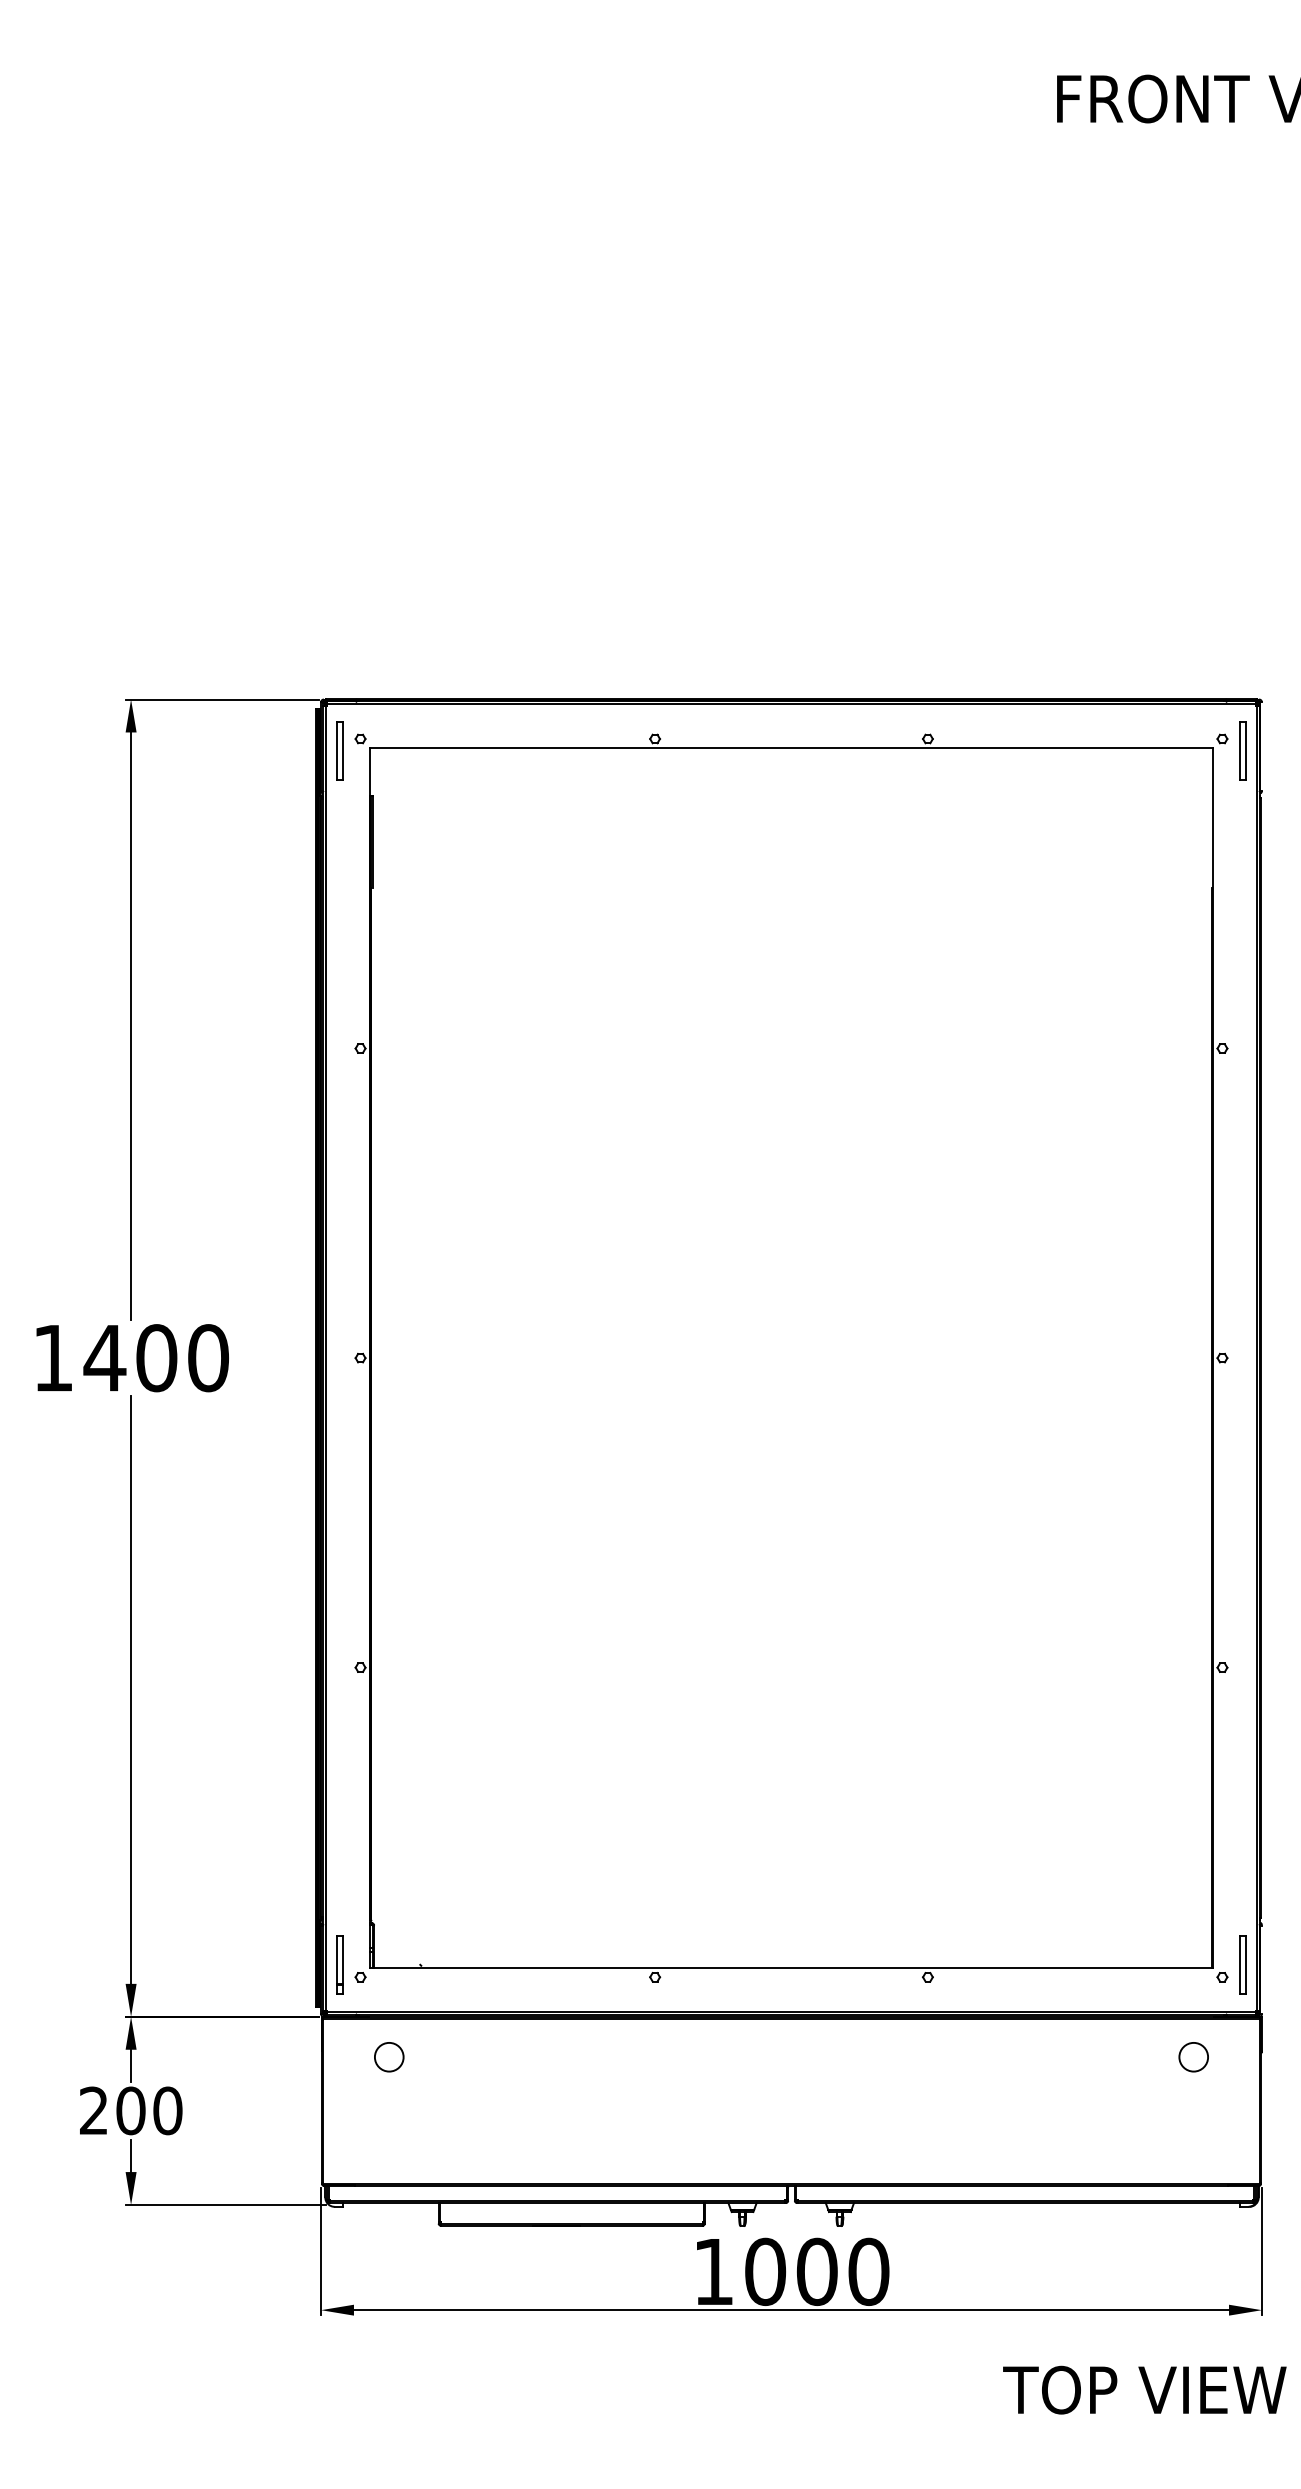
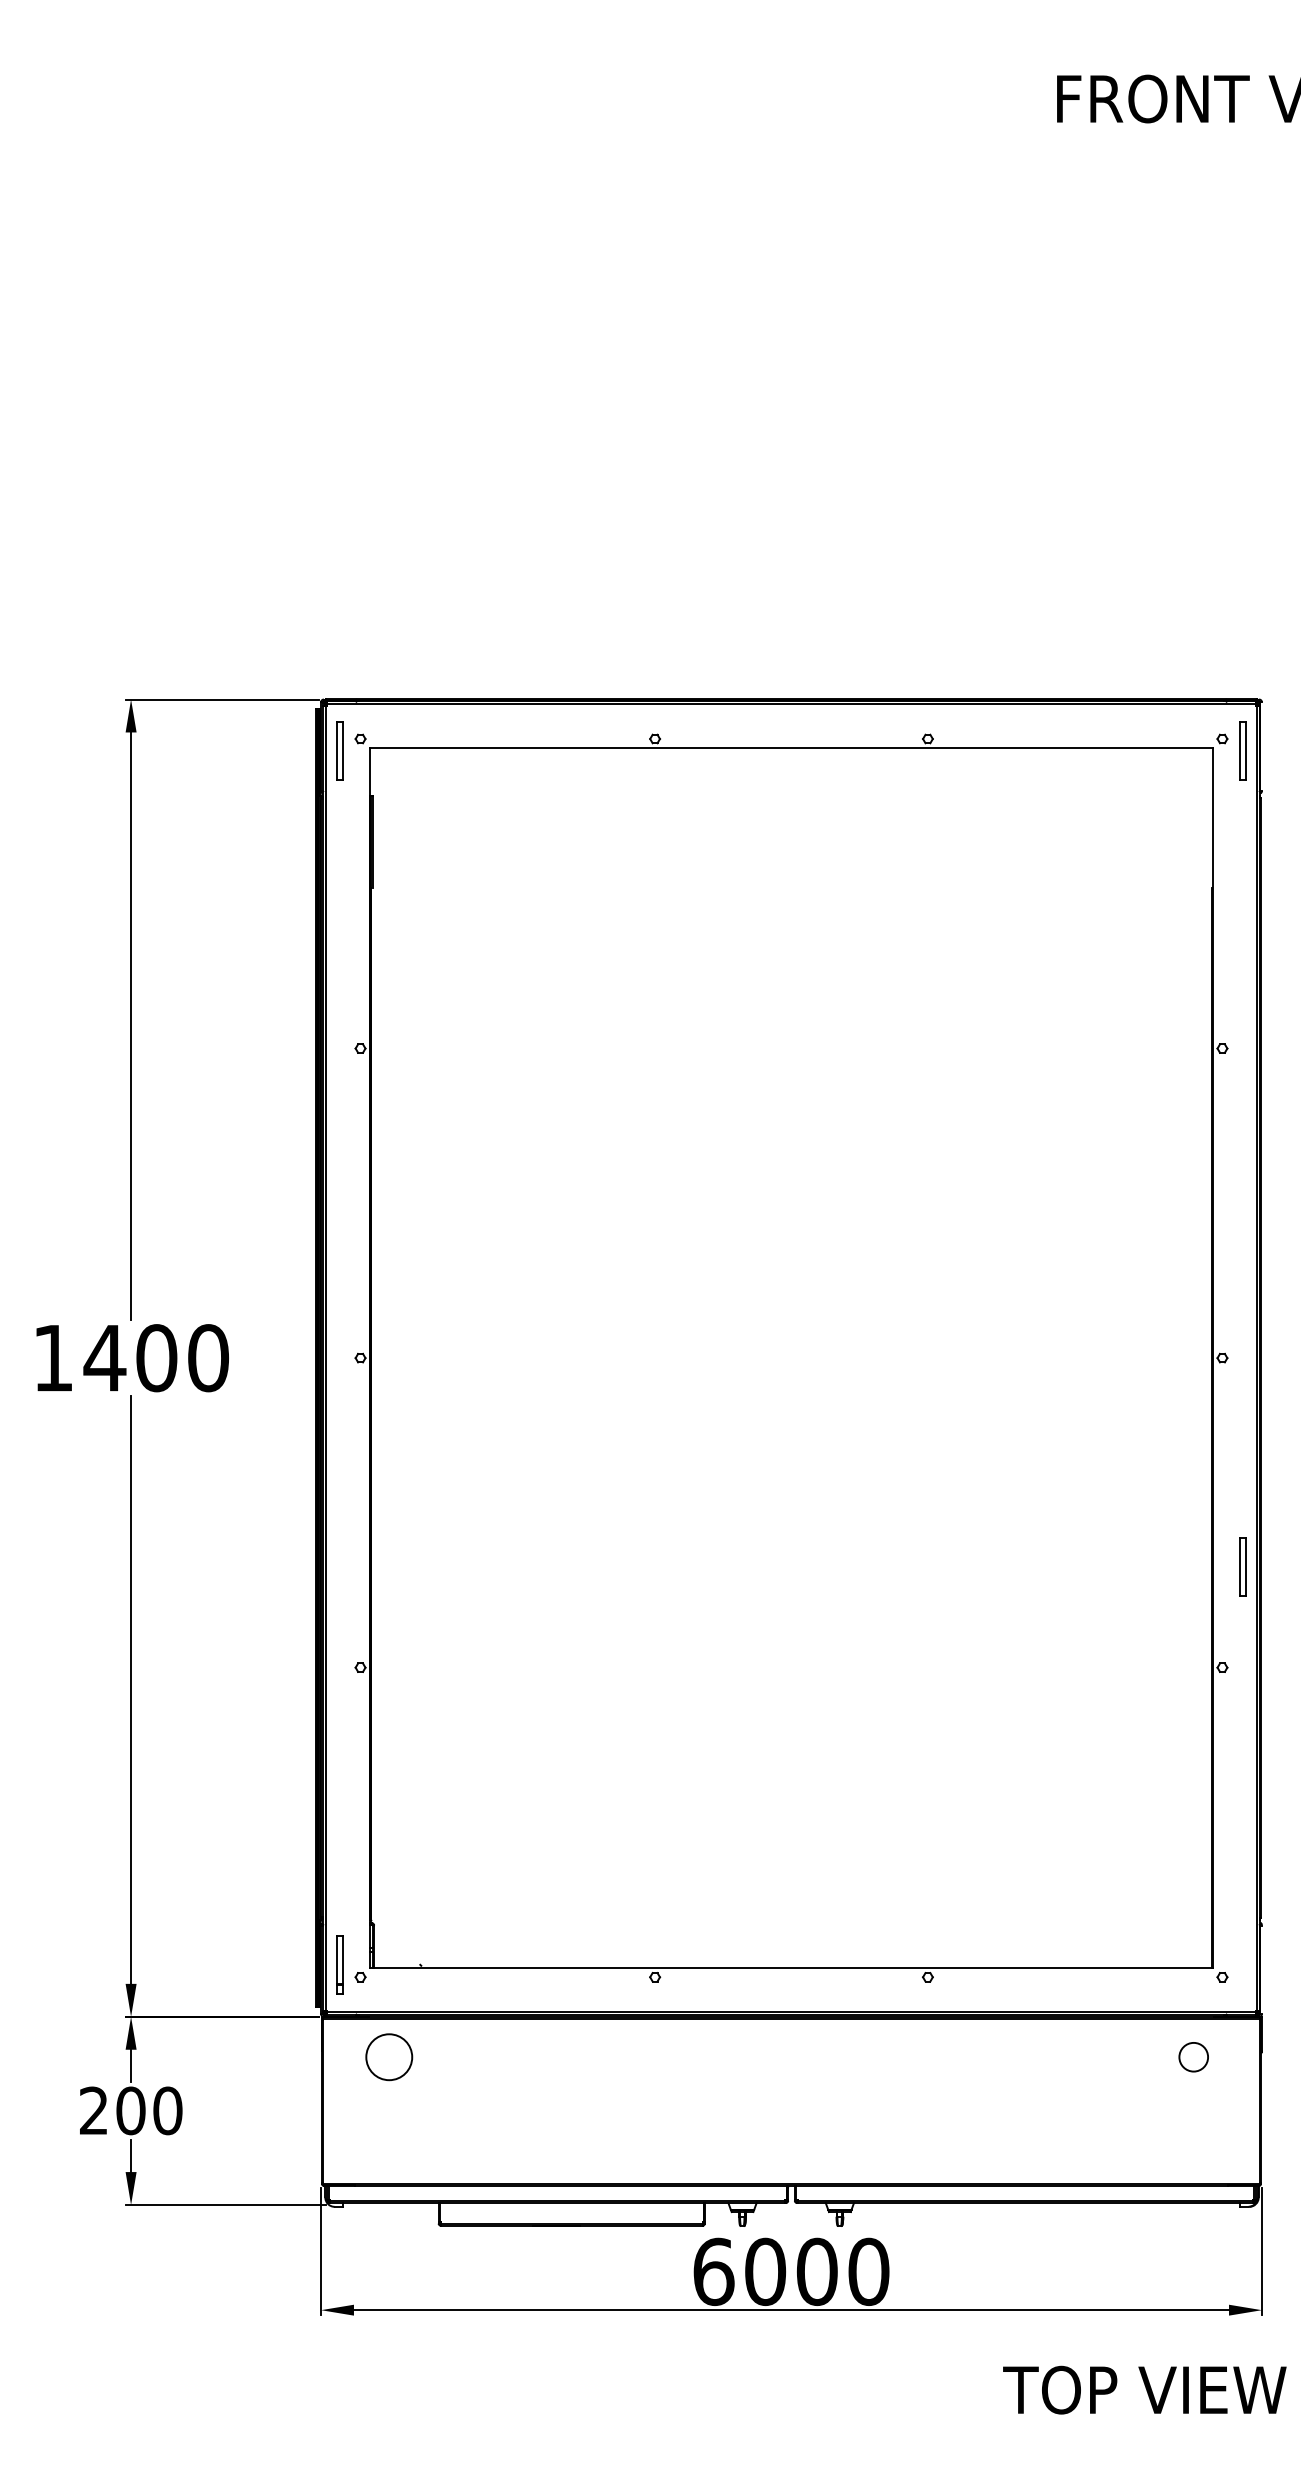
part position: (1242, 1964) -> (1242, 1566) (1242, 1566)
circle diameter: 29 px -> 46 px (389, 2057)
text: 1000 -> 6000 (713, 2271)
